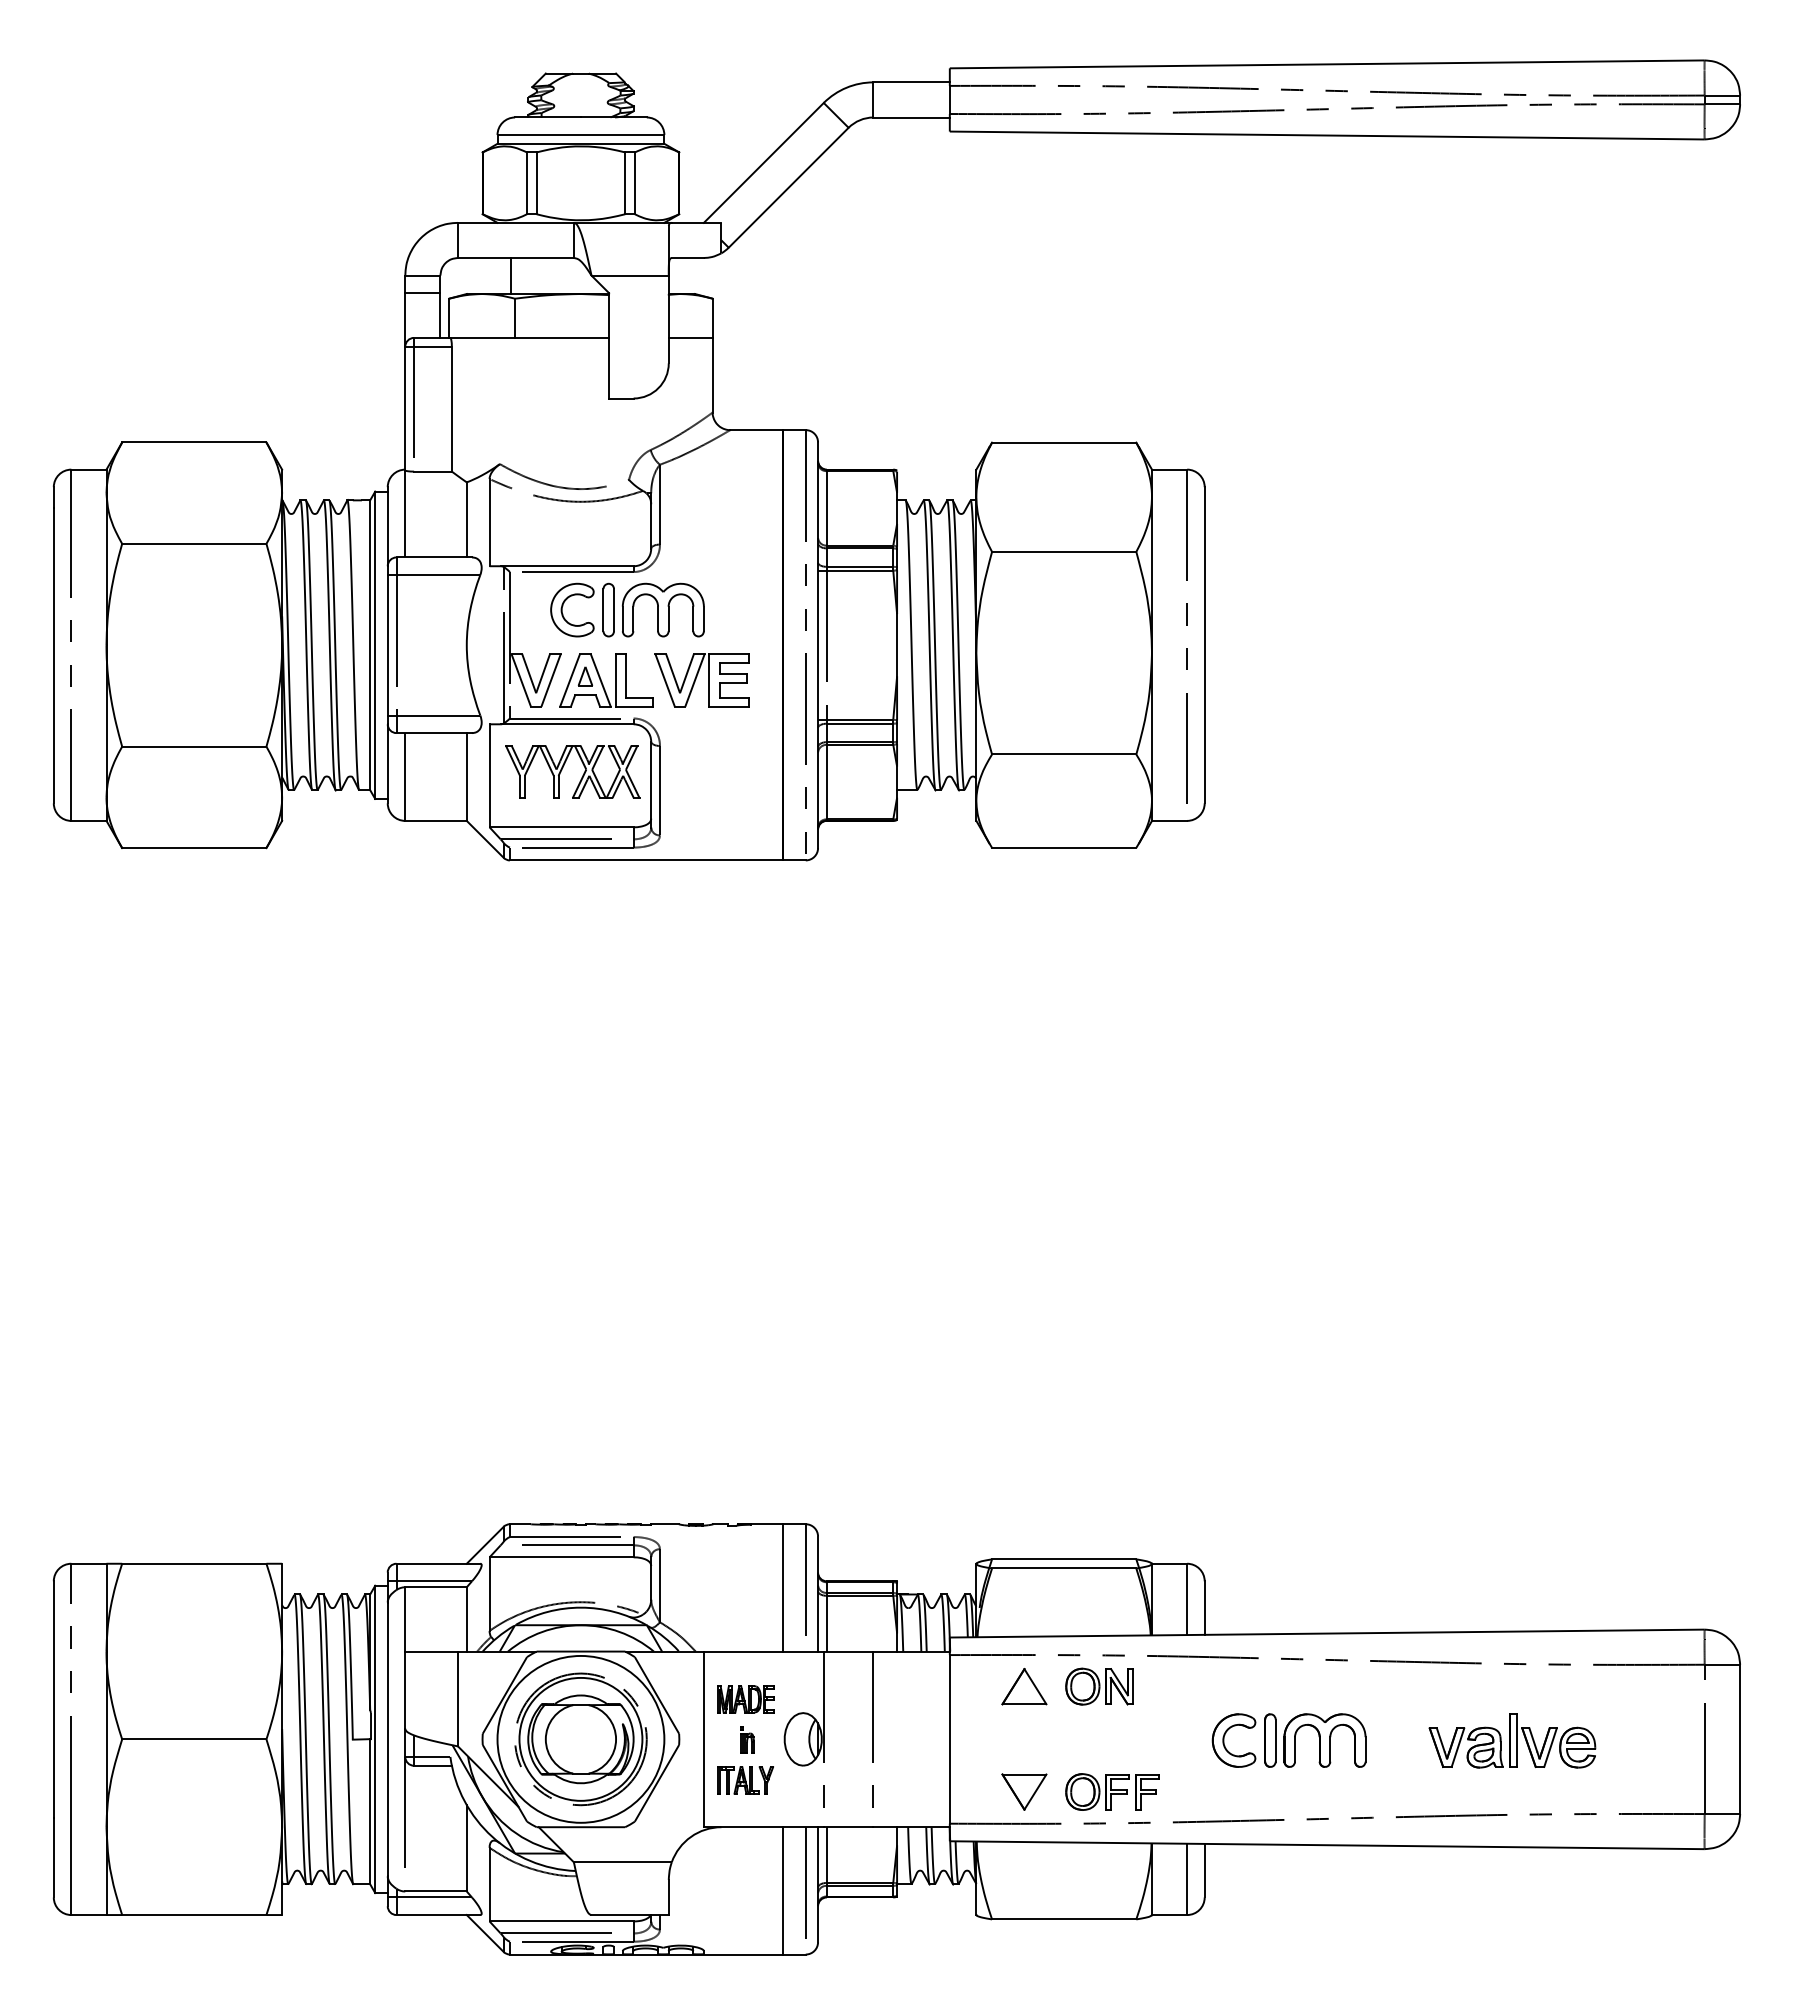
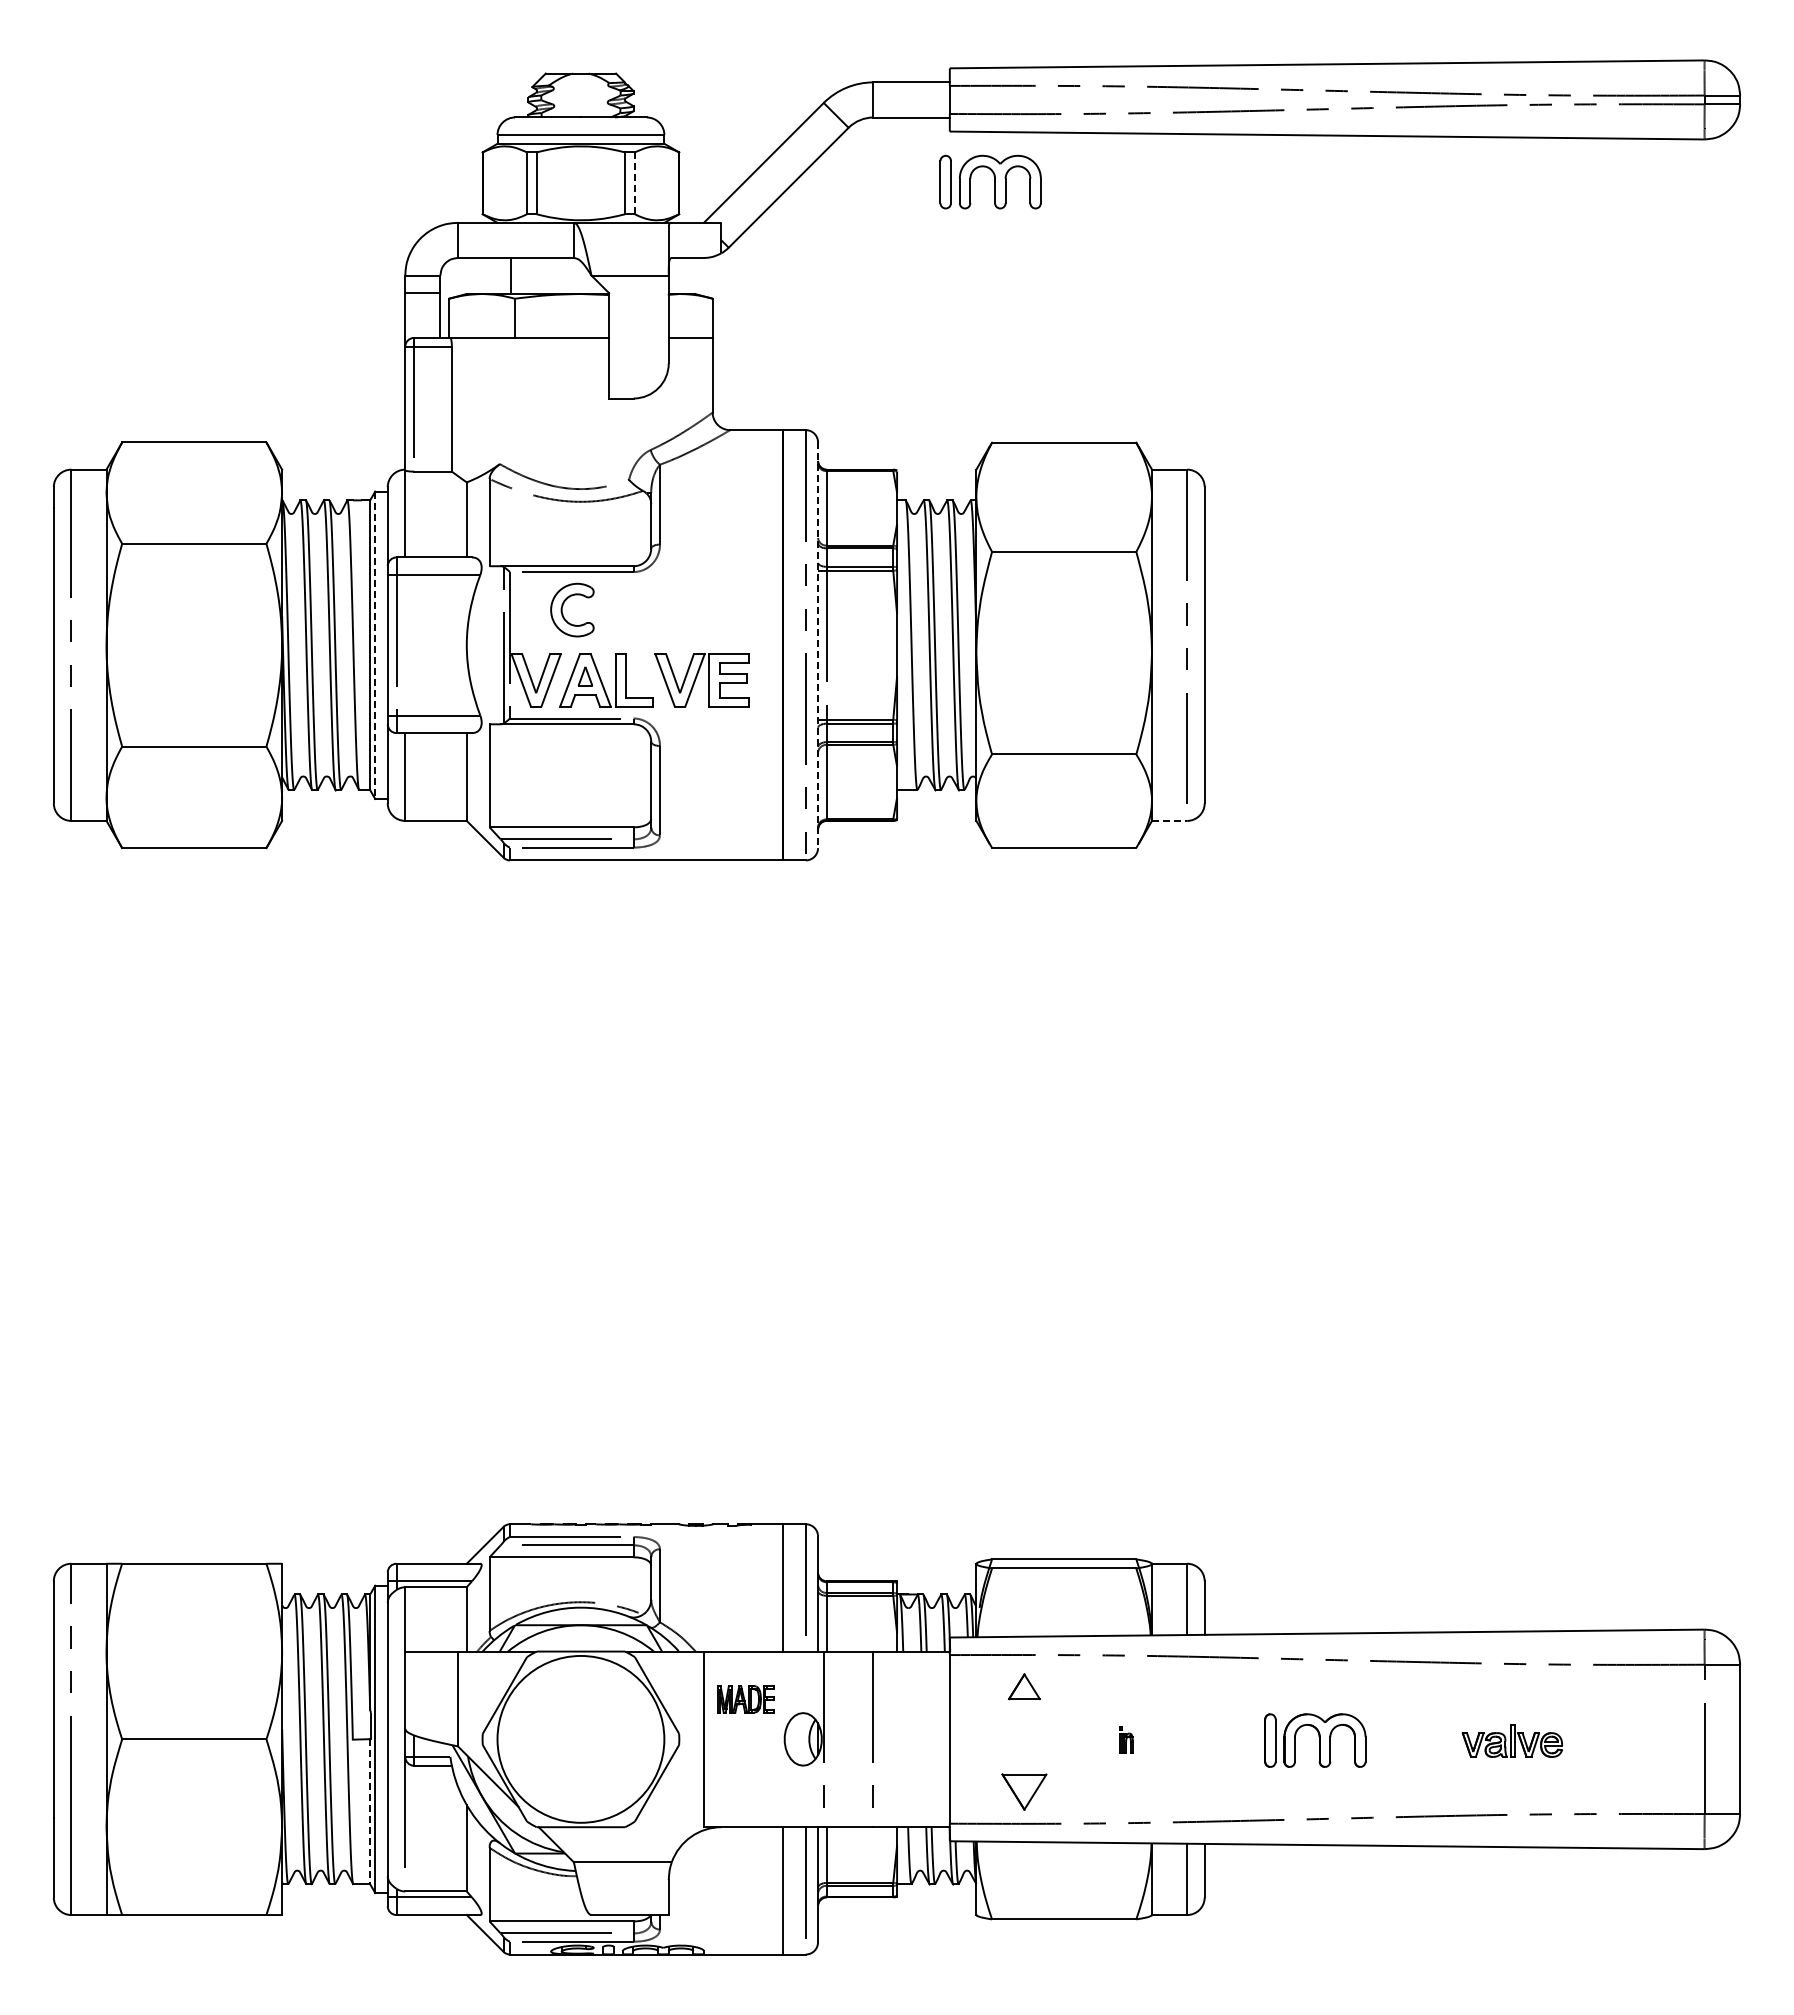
line: solid -> dashed (634, 183)
part position: (653, 609) -> (990, 181) (990, 181)
line: solid -> dashed (375, 645)
line: solid -> dashed (818, 645)
part: present -> none (563, 767)
line: solid -> dashed (1169, 820)
part size: 47x38 px -> 33x28 px (1024, 1686)
part: present -> none (1099, 1686)
part: present -> none (580, 1739)
part position: (747, 1739) -> (1126, 1739) (1126, 1739)
part: present -> none (1224, 1740)
part size: 169x56 px -> 103x34 px (1512, 1740)
part: present -> none (745, 1780)
part: present -> none (1112, 1791)
line: solid -> dashed (370, 1811)
